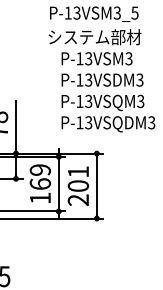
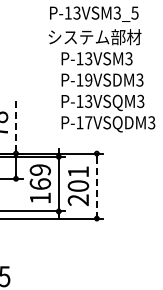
text: P-13VSDM3 -> P-19VSDM3 (88, 80)
text: P-13VSQDM3 -> P-17VSQDM3 (88, 122)
line: solid -> dashed (16, 127)
line: solid -> dashed (96, 186)
